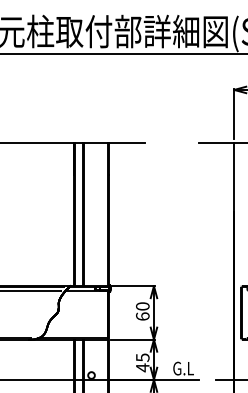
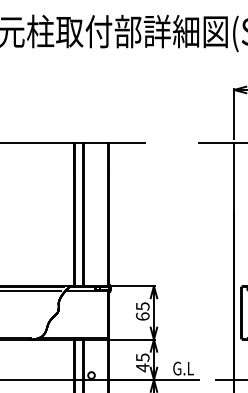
line: present -> none (123, 54)
text: 60 -> 65 (142, 306)
